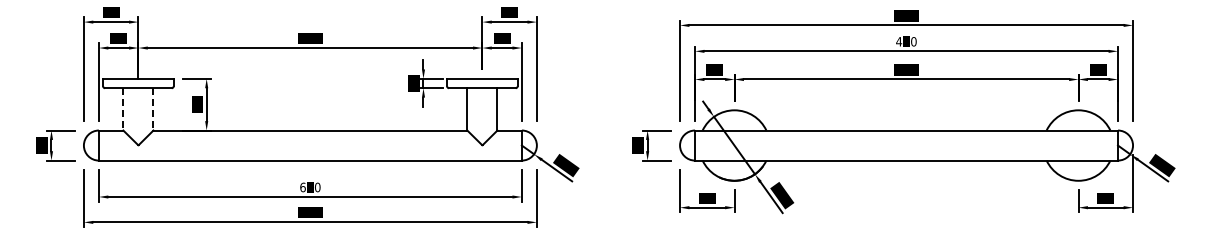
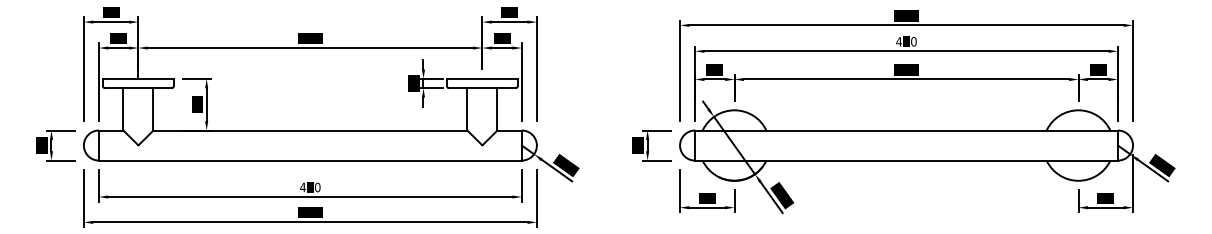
line: dashed -> solid (123, 109)
line: dashed -> solid (153, 109)
text: 650 -> 450 (302, 187)
